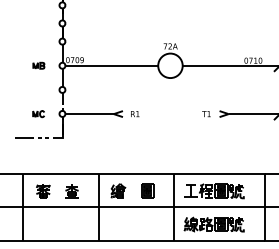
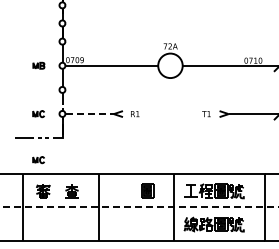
line: solid -> dashed (90, 114)
part: none -> present (38, 160)
part: present -> none (118, 190)
line: solid -> dashed (140, 207)
